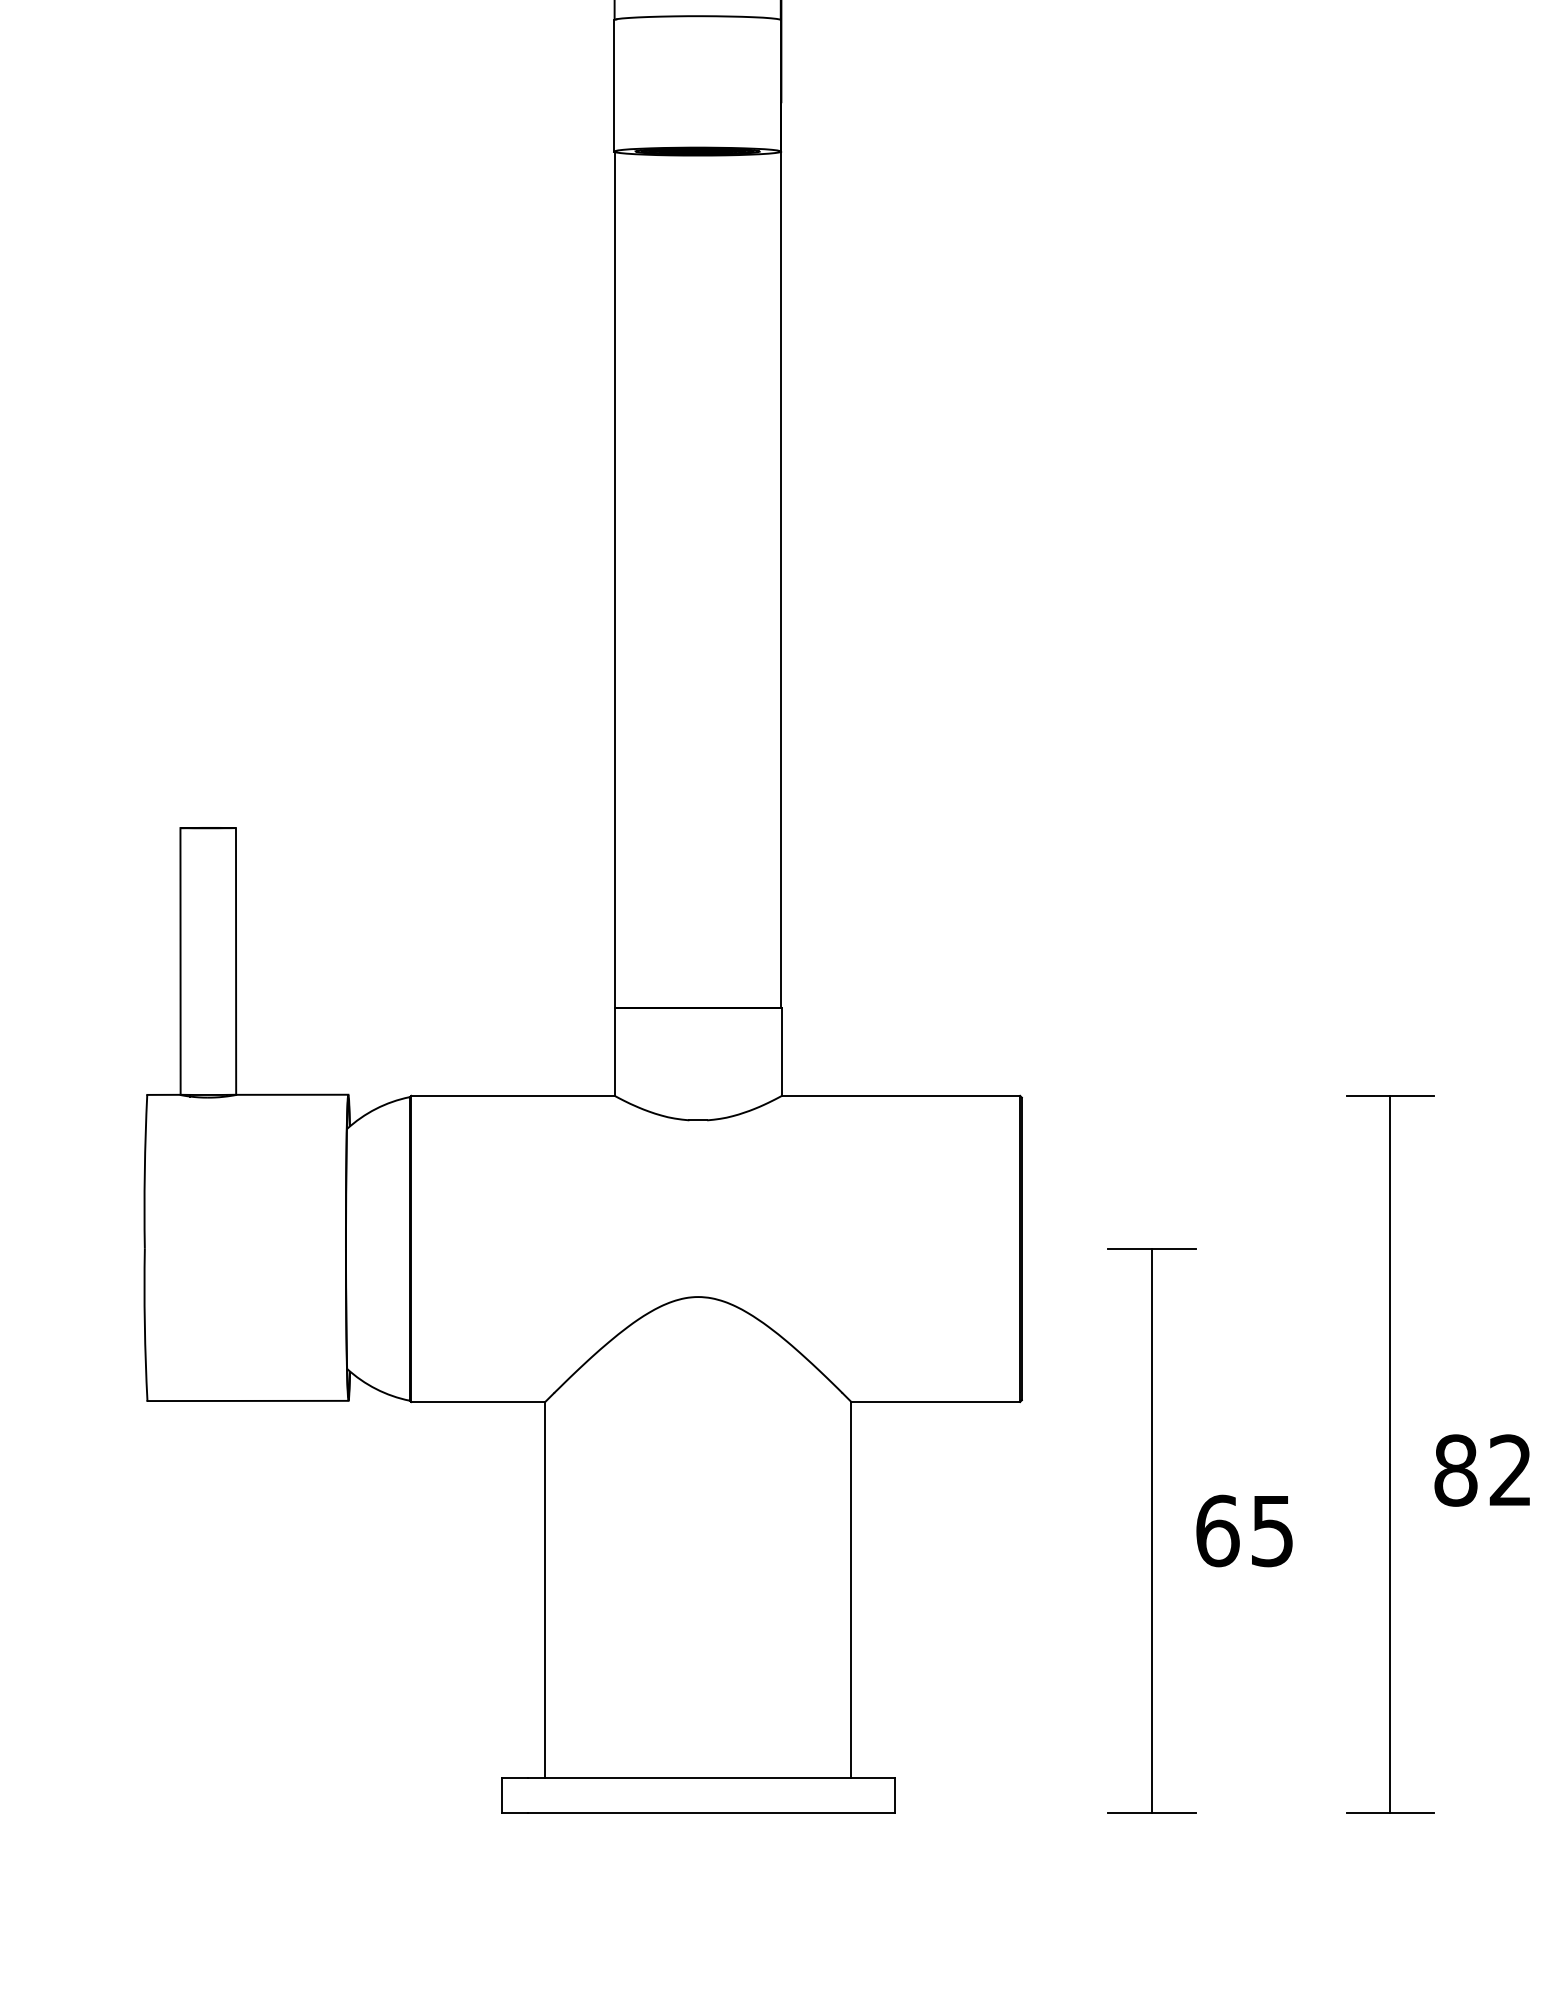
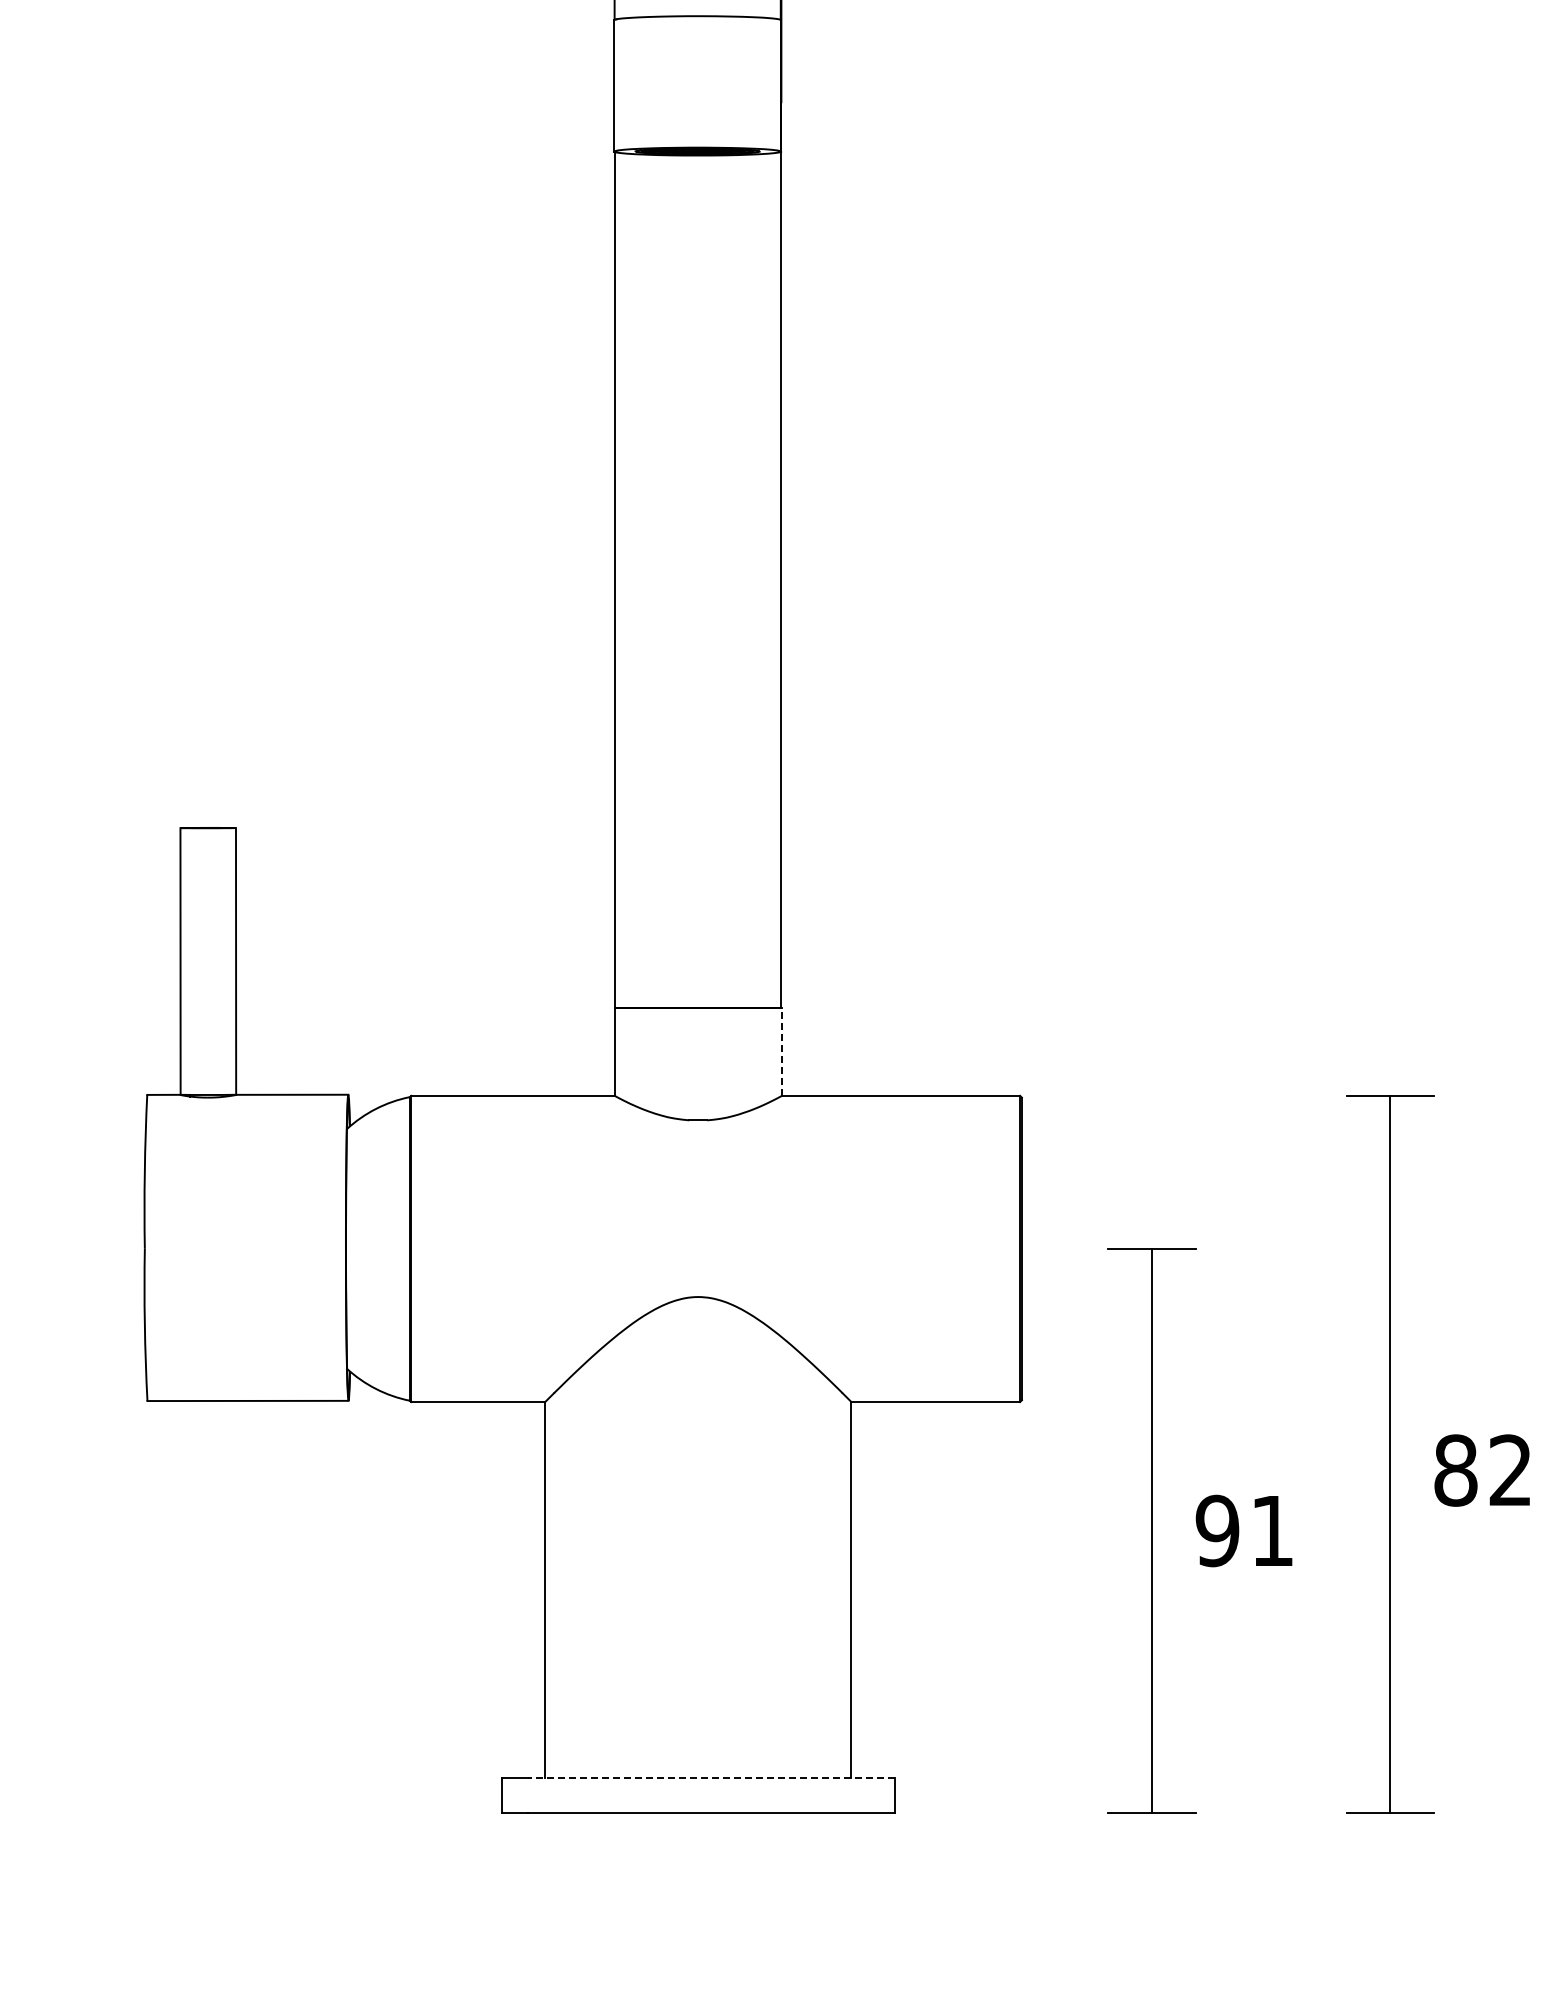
line: solid -> dashed (781, 1052)
text: 65 -> 91 (1243, 1530)
line: solid -> dashed (711, 1778)
